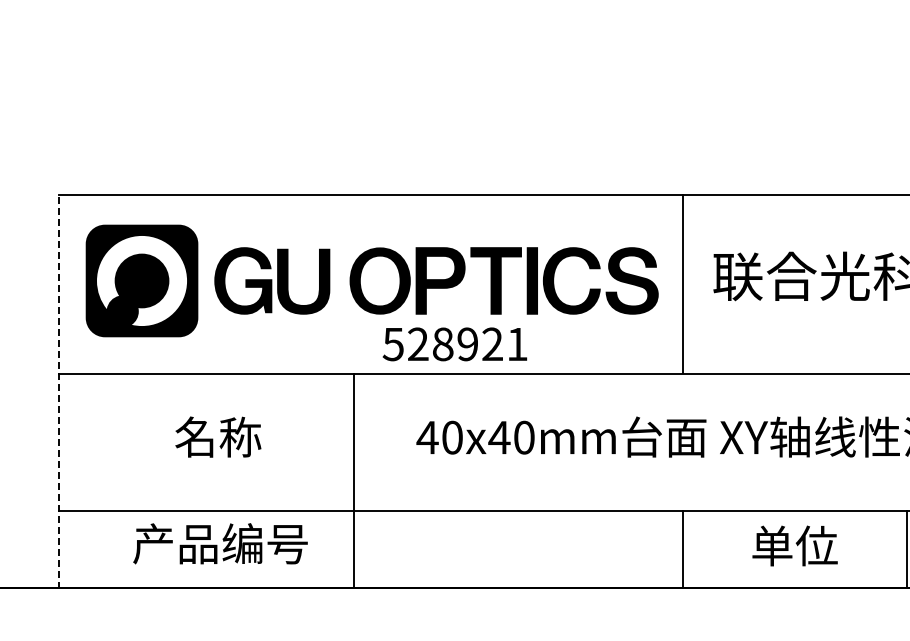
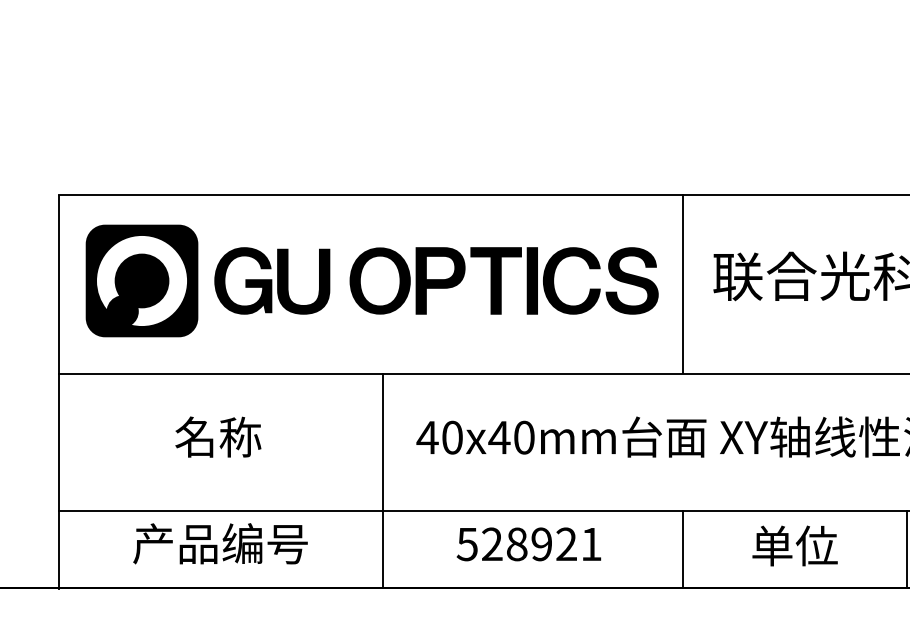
text position: (454, 344) -> (528, 544) (528, 544)
line: dashed -> solid (58, 391)
line position: (353, 480) -> (382, 480) (382, 480)
